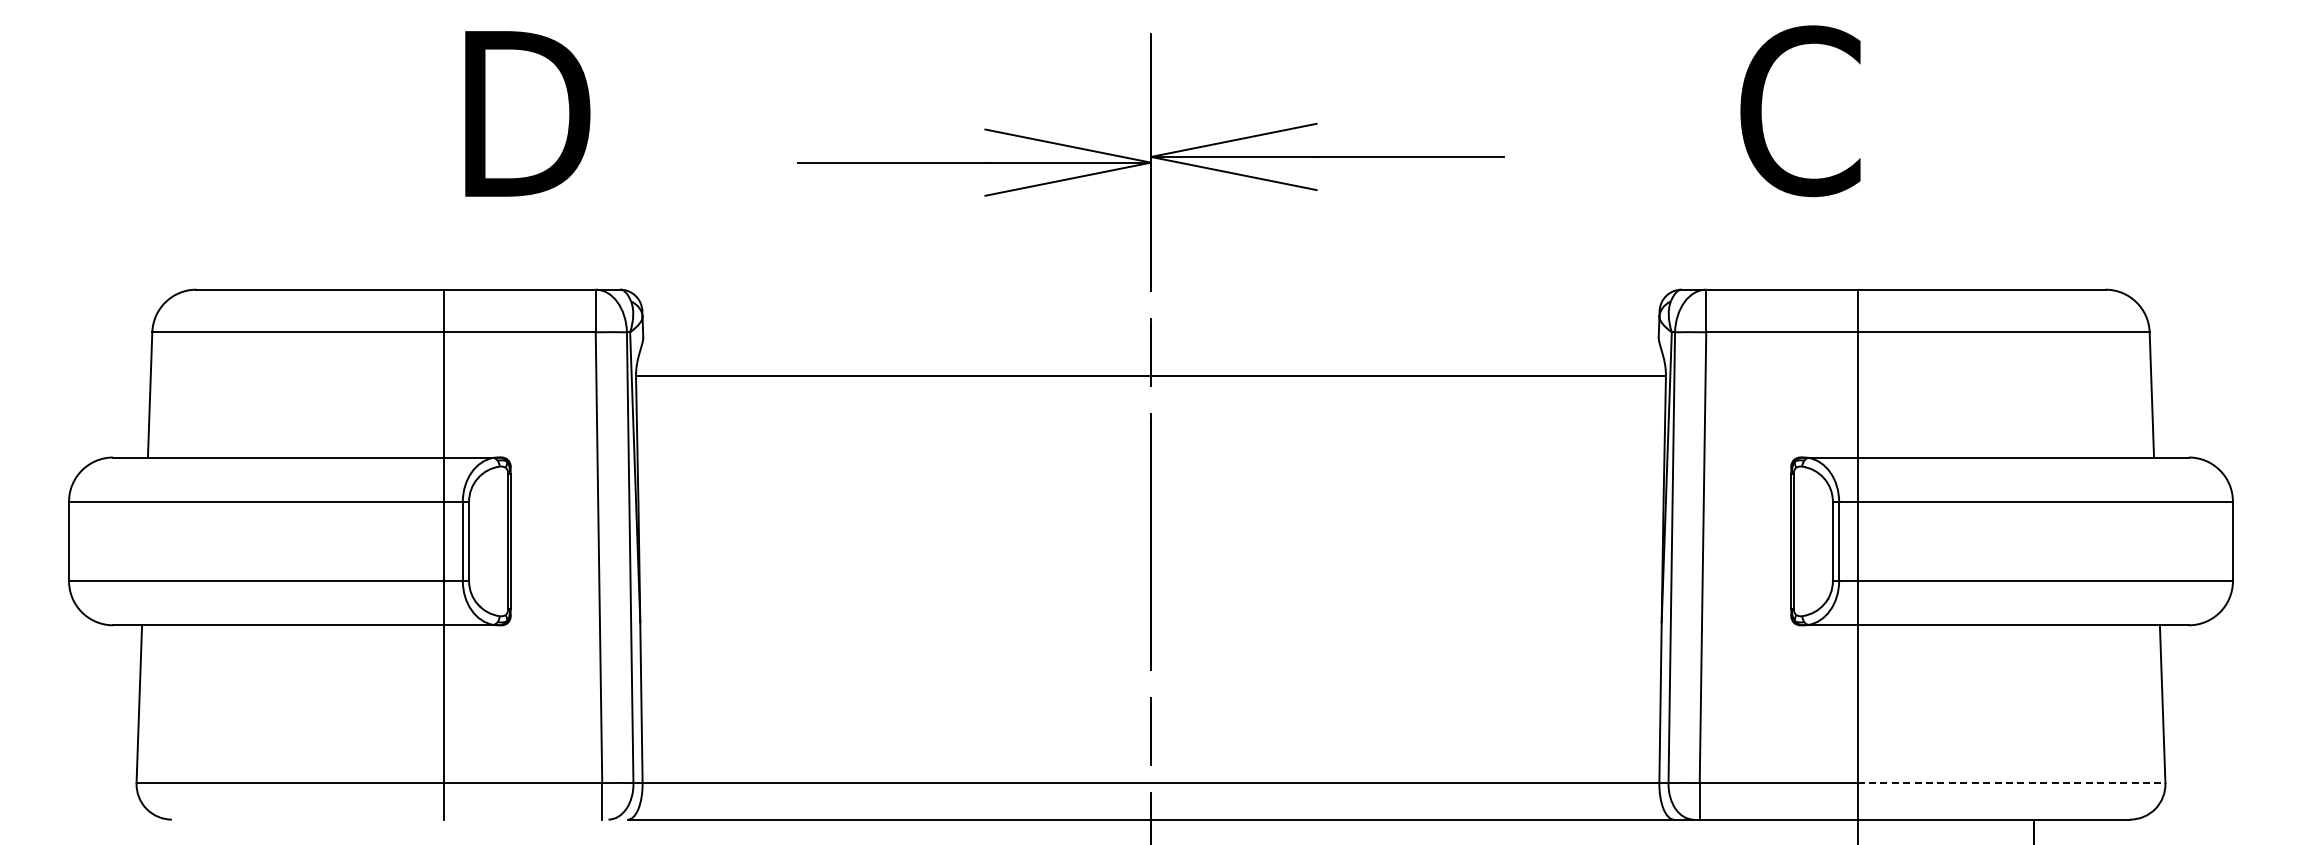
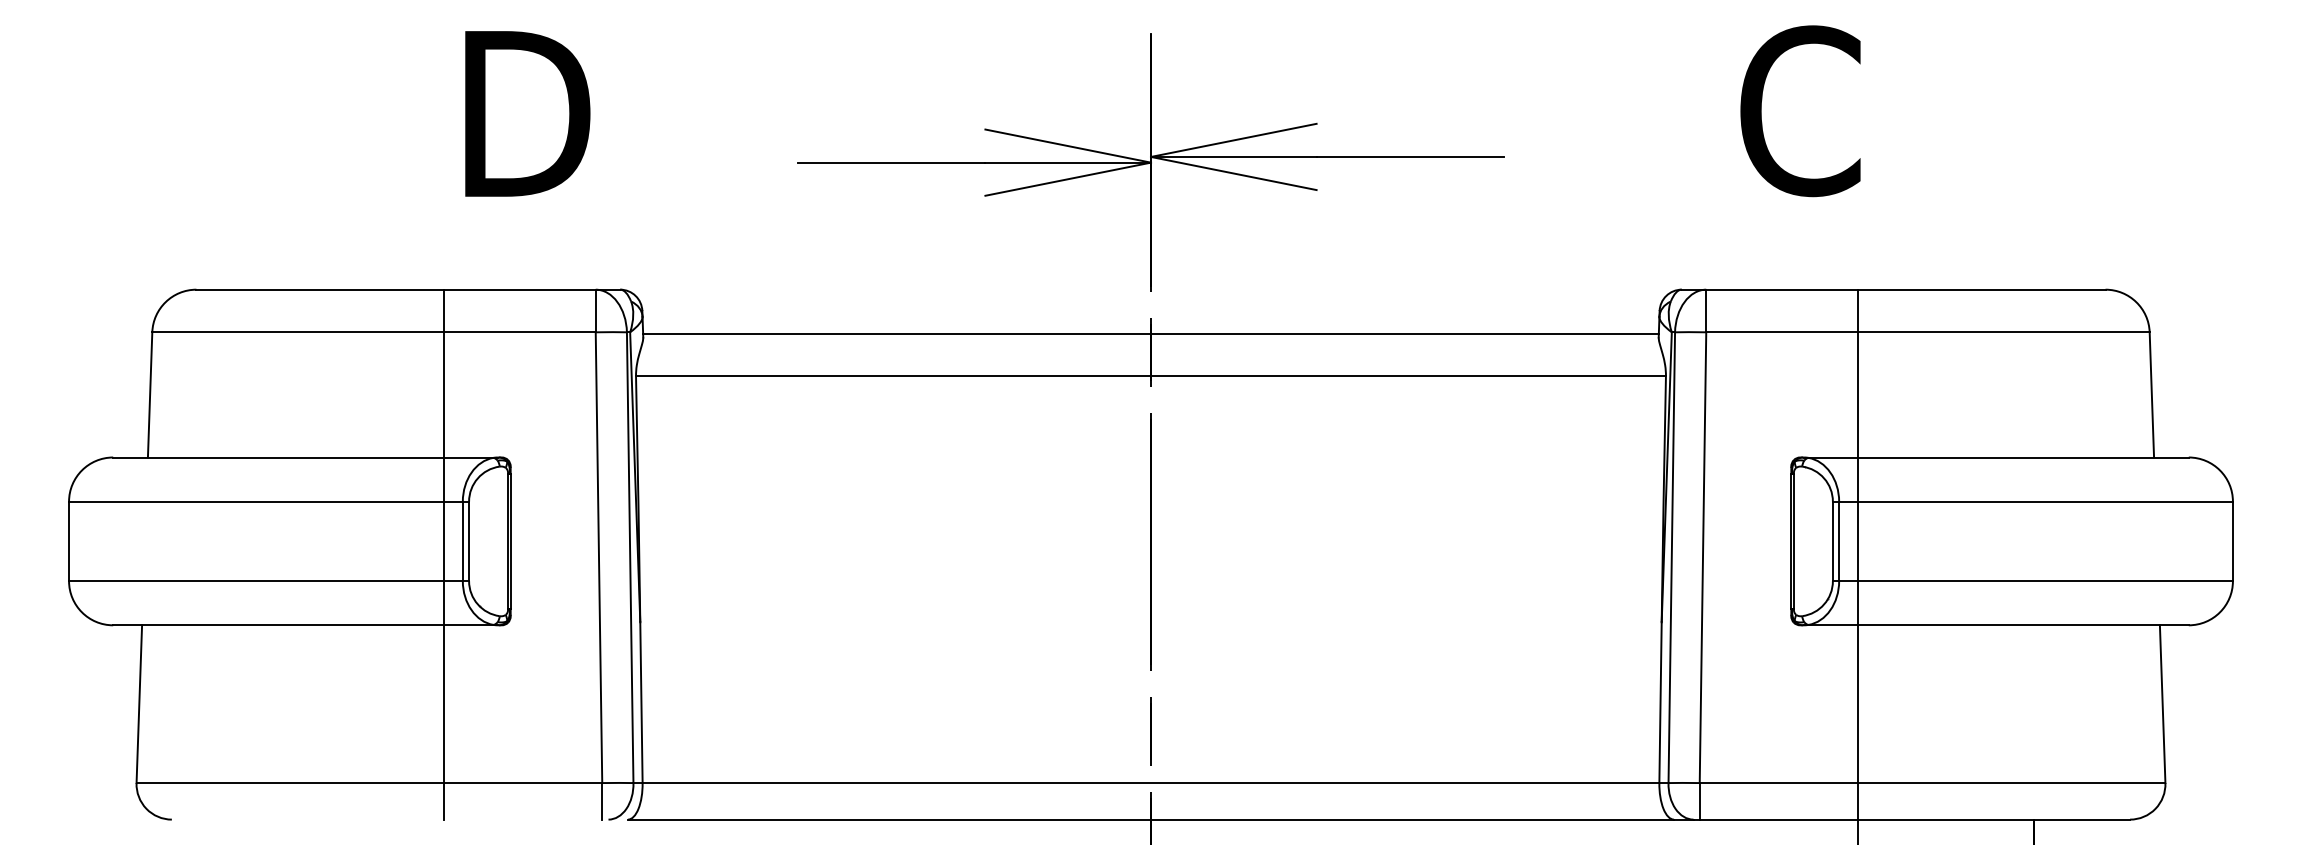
line: none -> present (1150, 333)
line: dashed -> solid (2011, 783)
